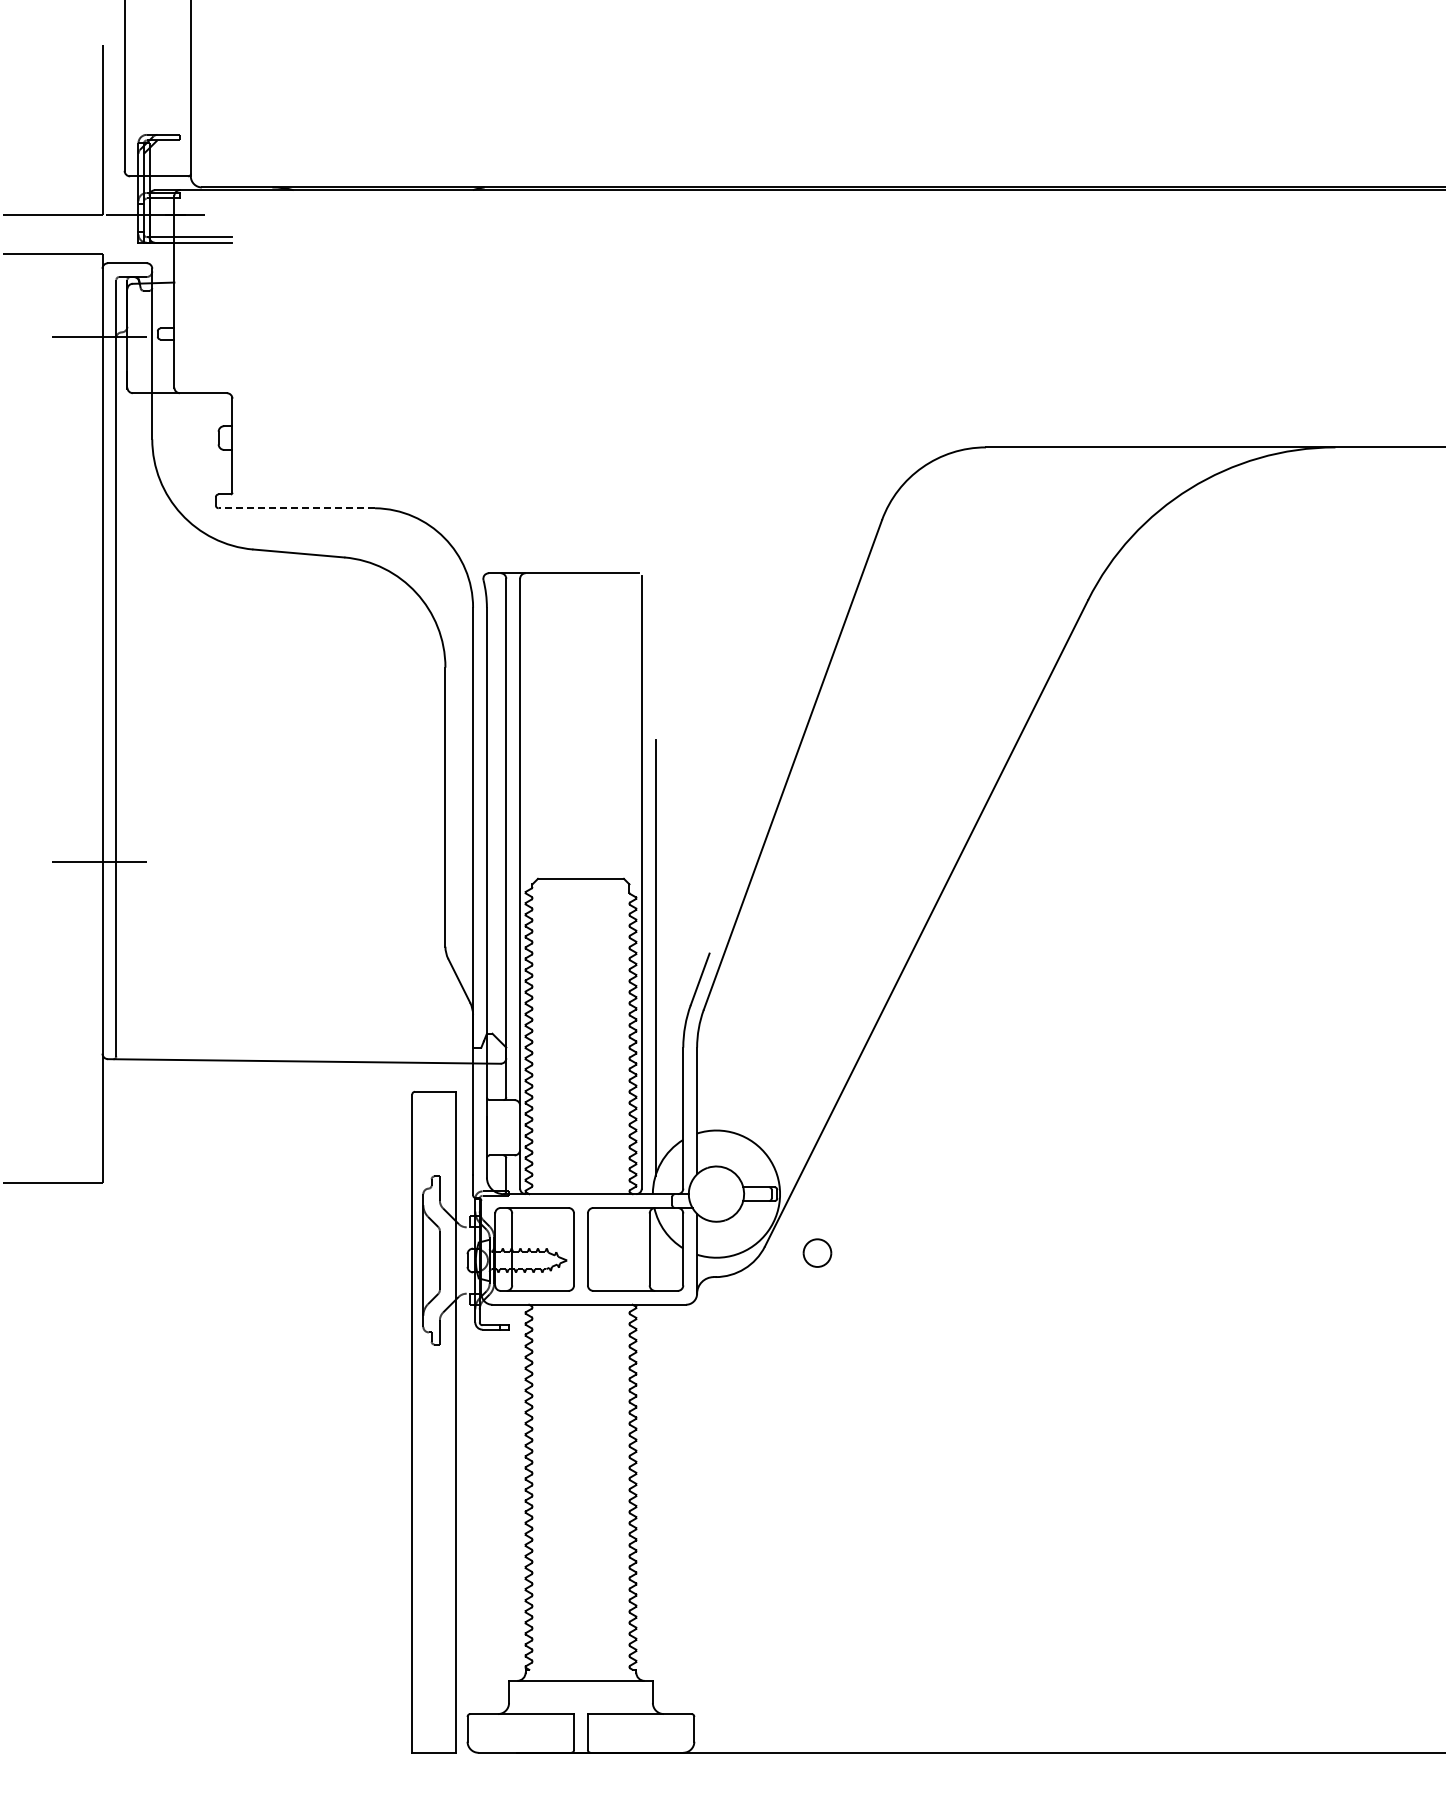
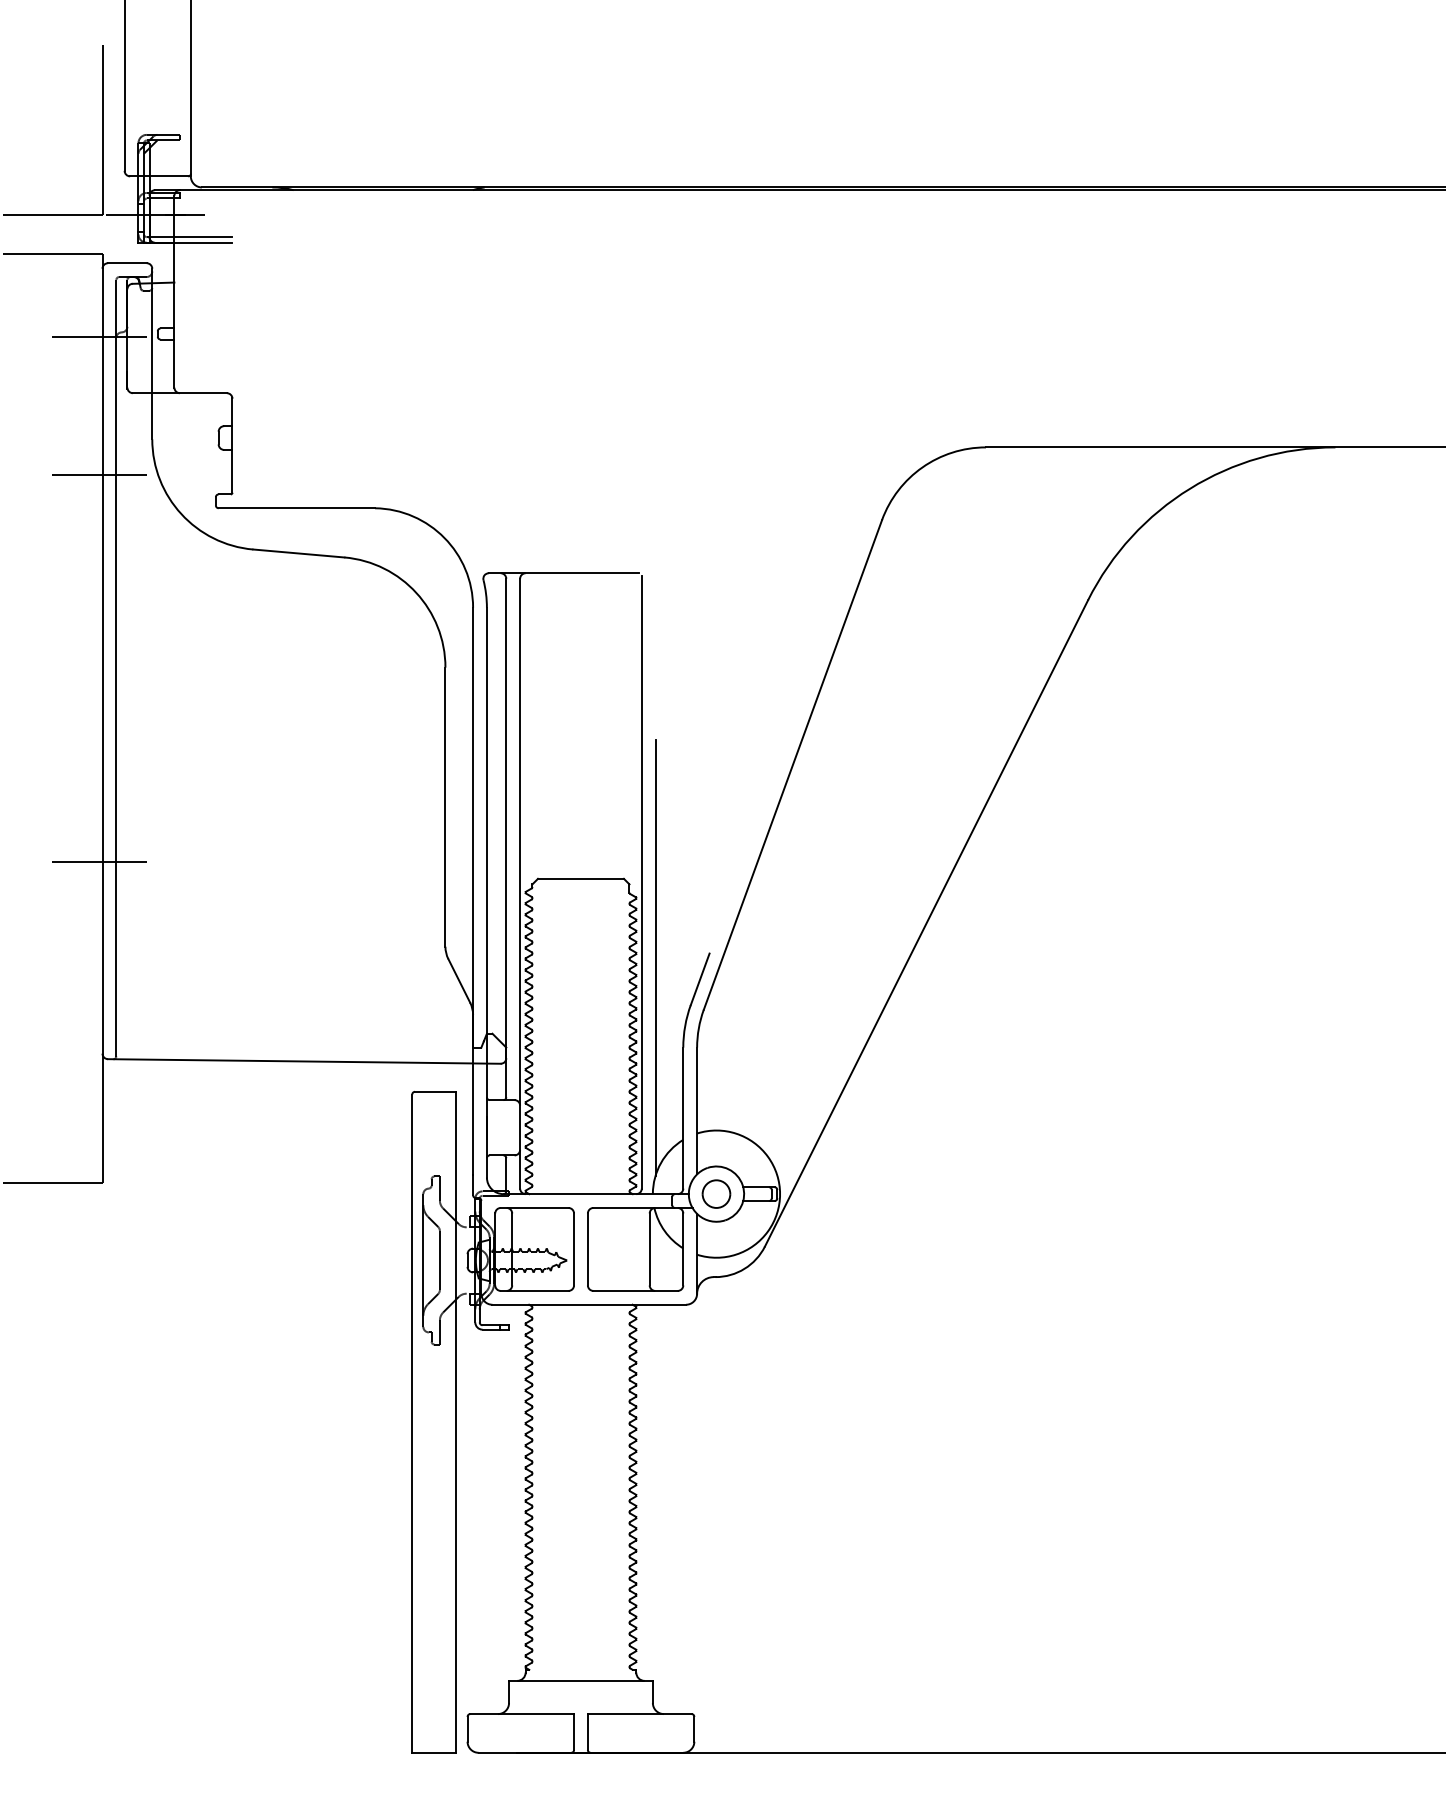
line: none -> present (98, 475)
line: dashed -> solid (296, 508)
part position: (817, 1252) -> (716, 1193) (716, 1193)
